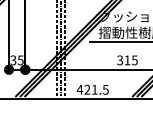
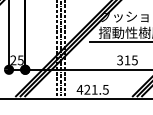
text: 35 -> 25 (13, 60)
